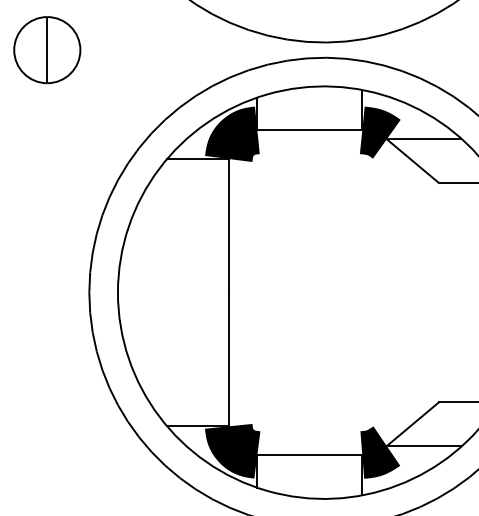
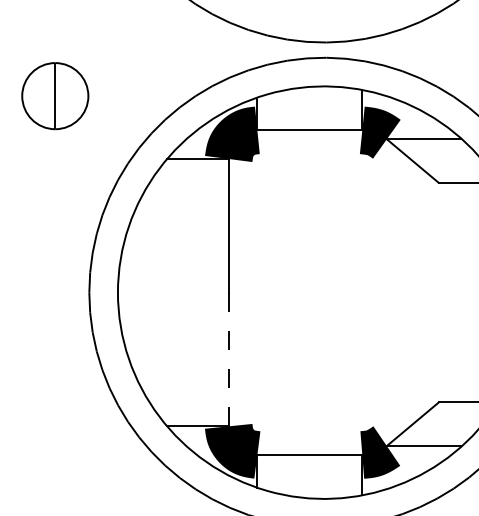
part position: (47, 50) -> (55, 96) (55, 96)
line: solid -> dashed (228, 359)
